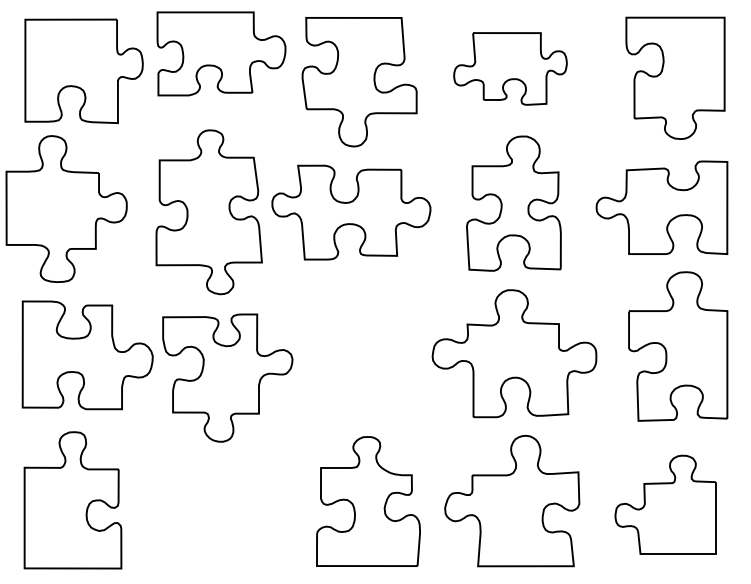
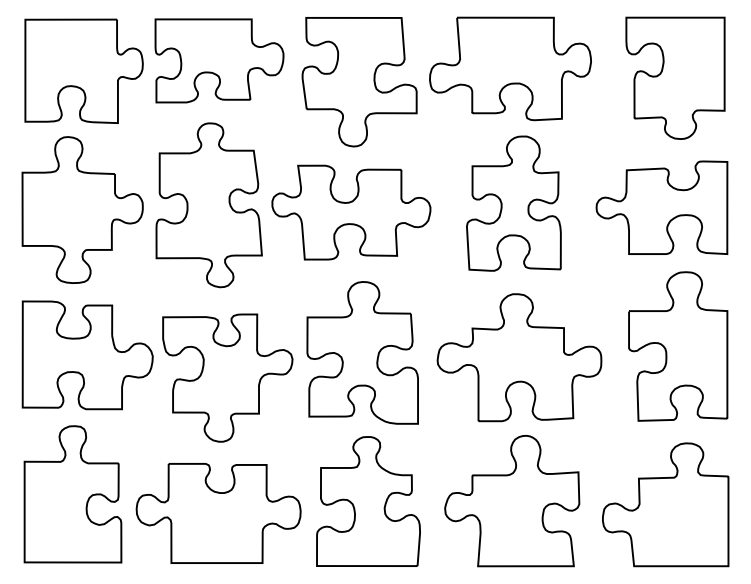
part position: (221, 53) -> (219, 60) (219, 60)
part size: 115x74 px -> 163x106 px (510, 68)
part position: (66, 208) -> (82, 209) (82, 209)
part position: (208, 212) -> (208, 205) (208, 205)
part: none -> present (362, 352)
part position: (514, 353) -> (519, 357) (519, 357)
part position: (72, 500) -> (72, 494) (72, 494)
part size: 103x101 px -> 128x126 px (665, 504)
part: none -> present (218, 513)
